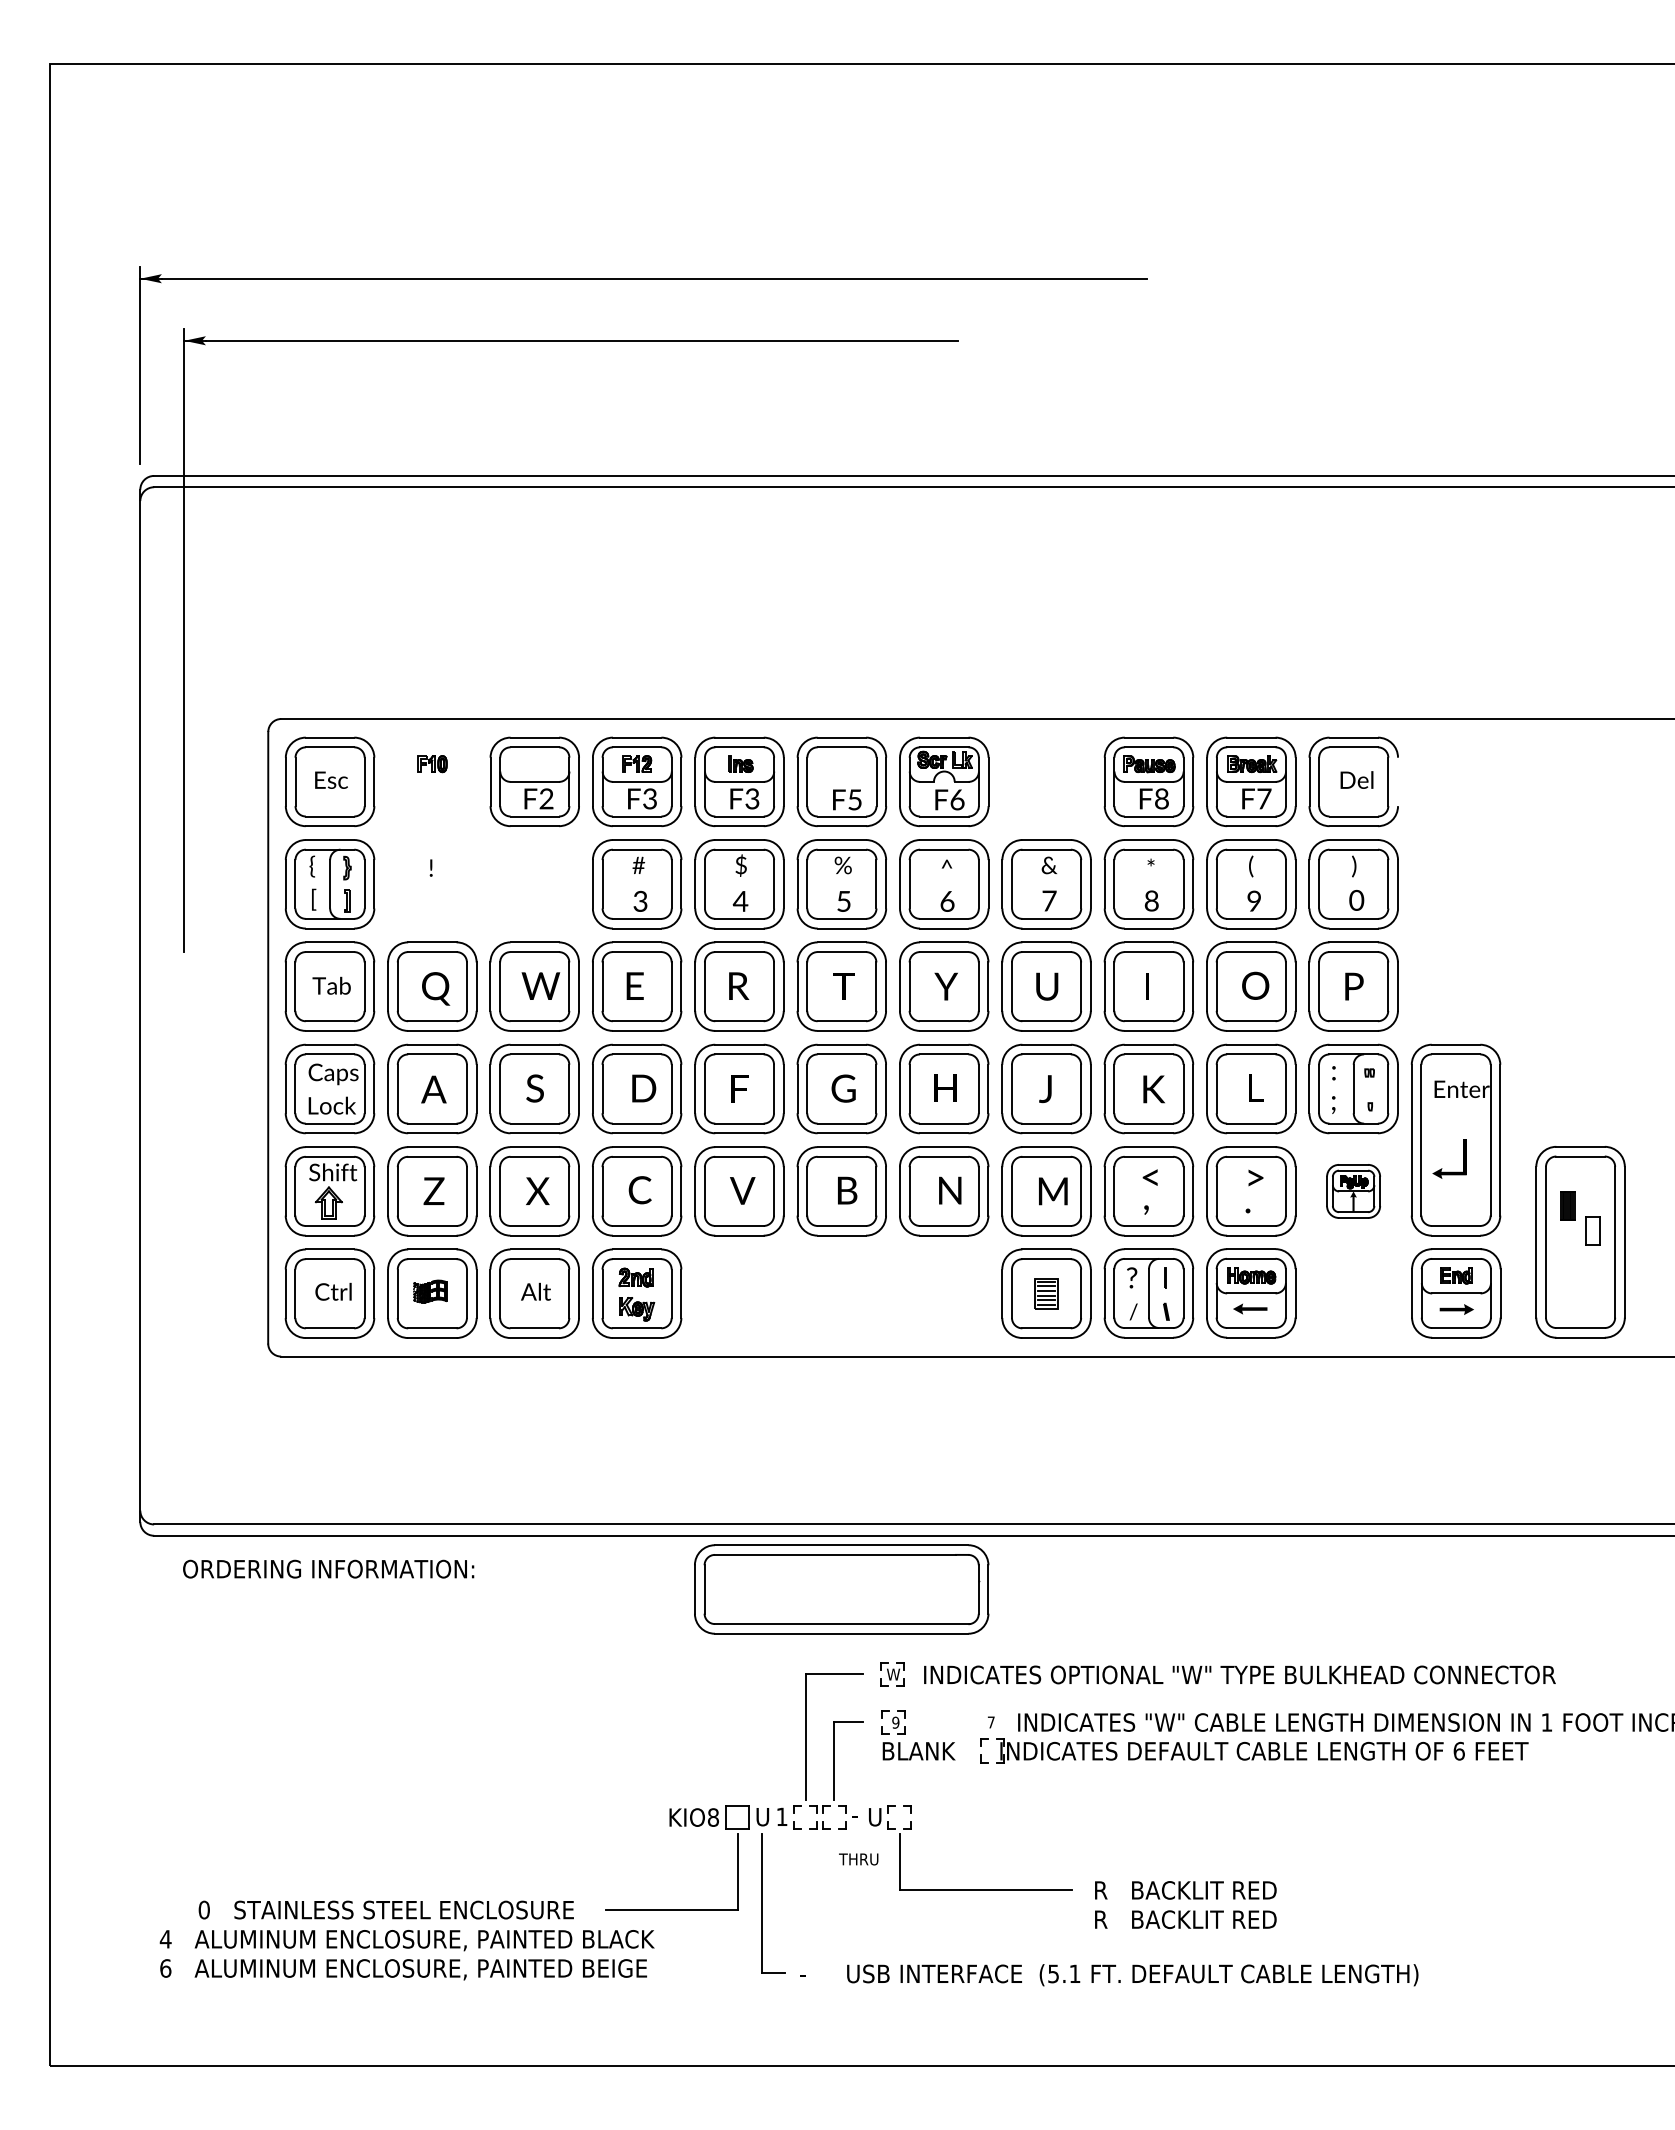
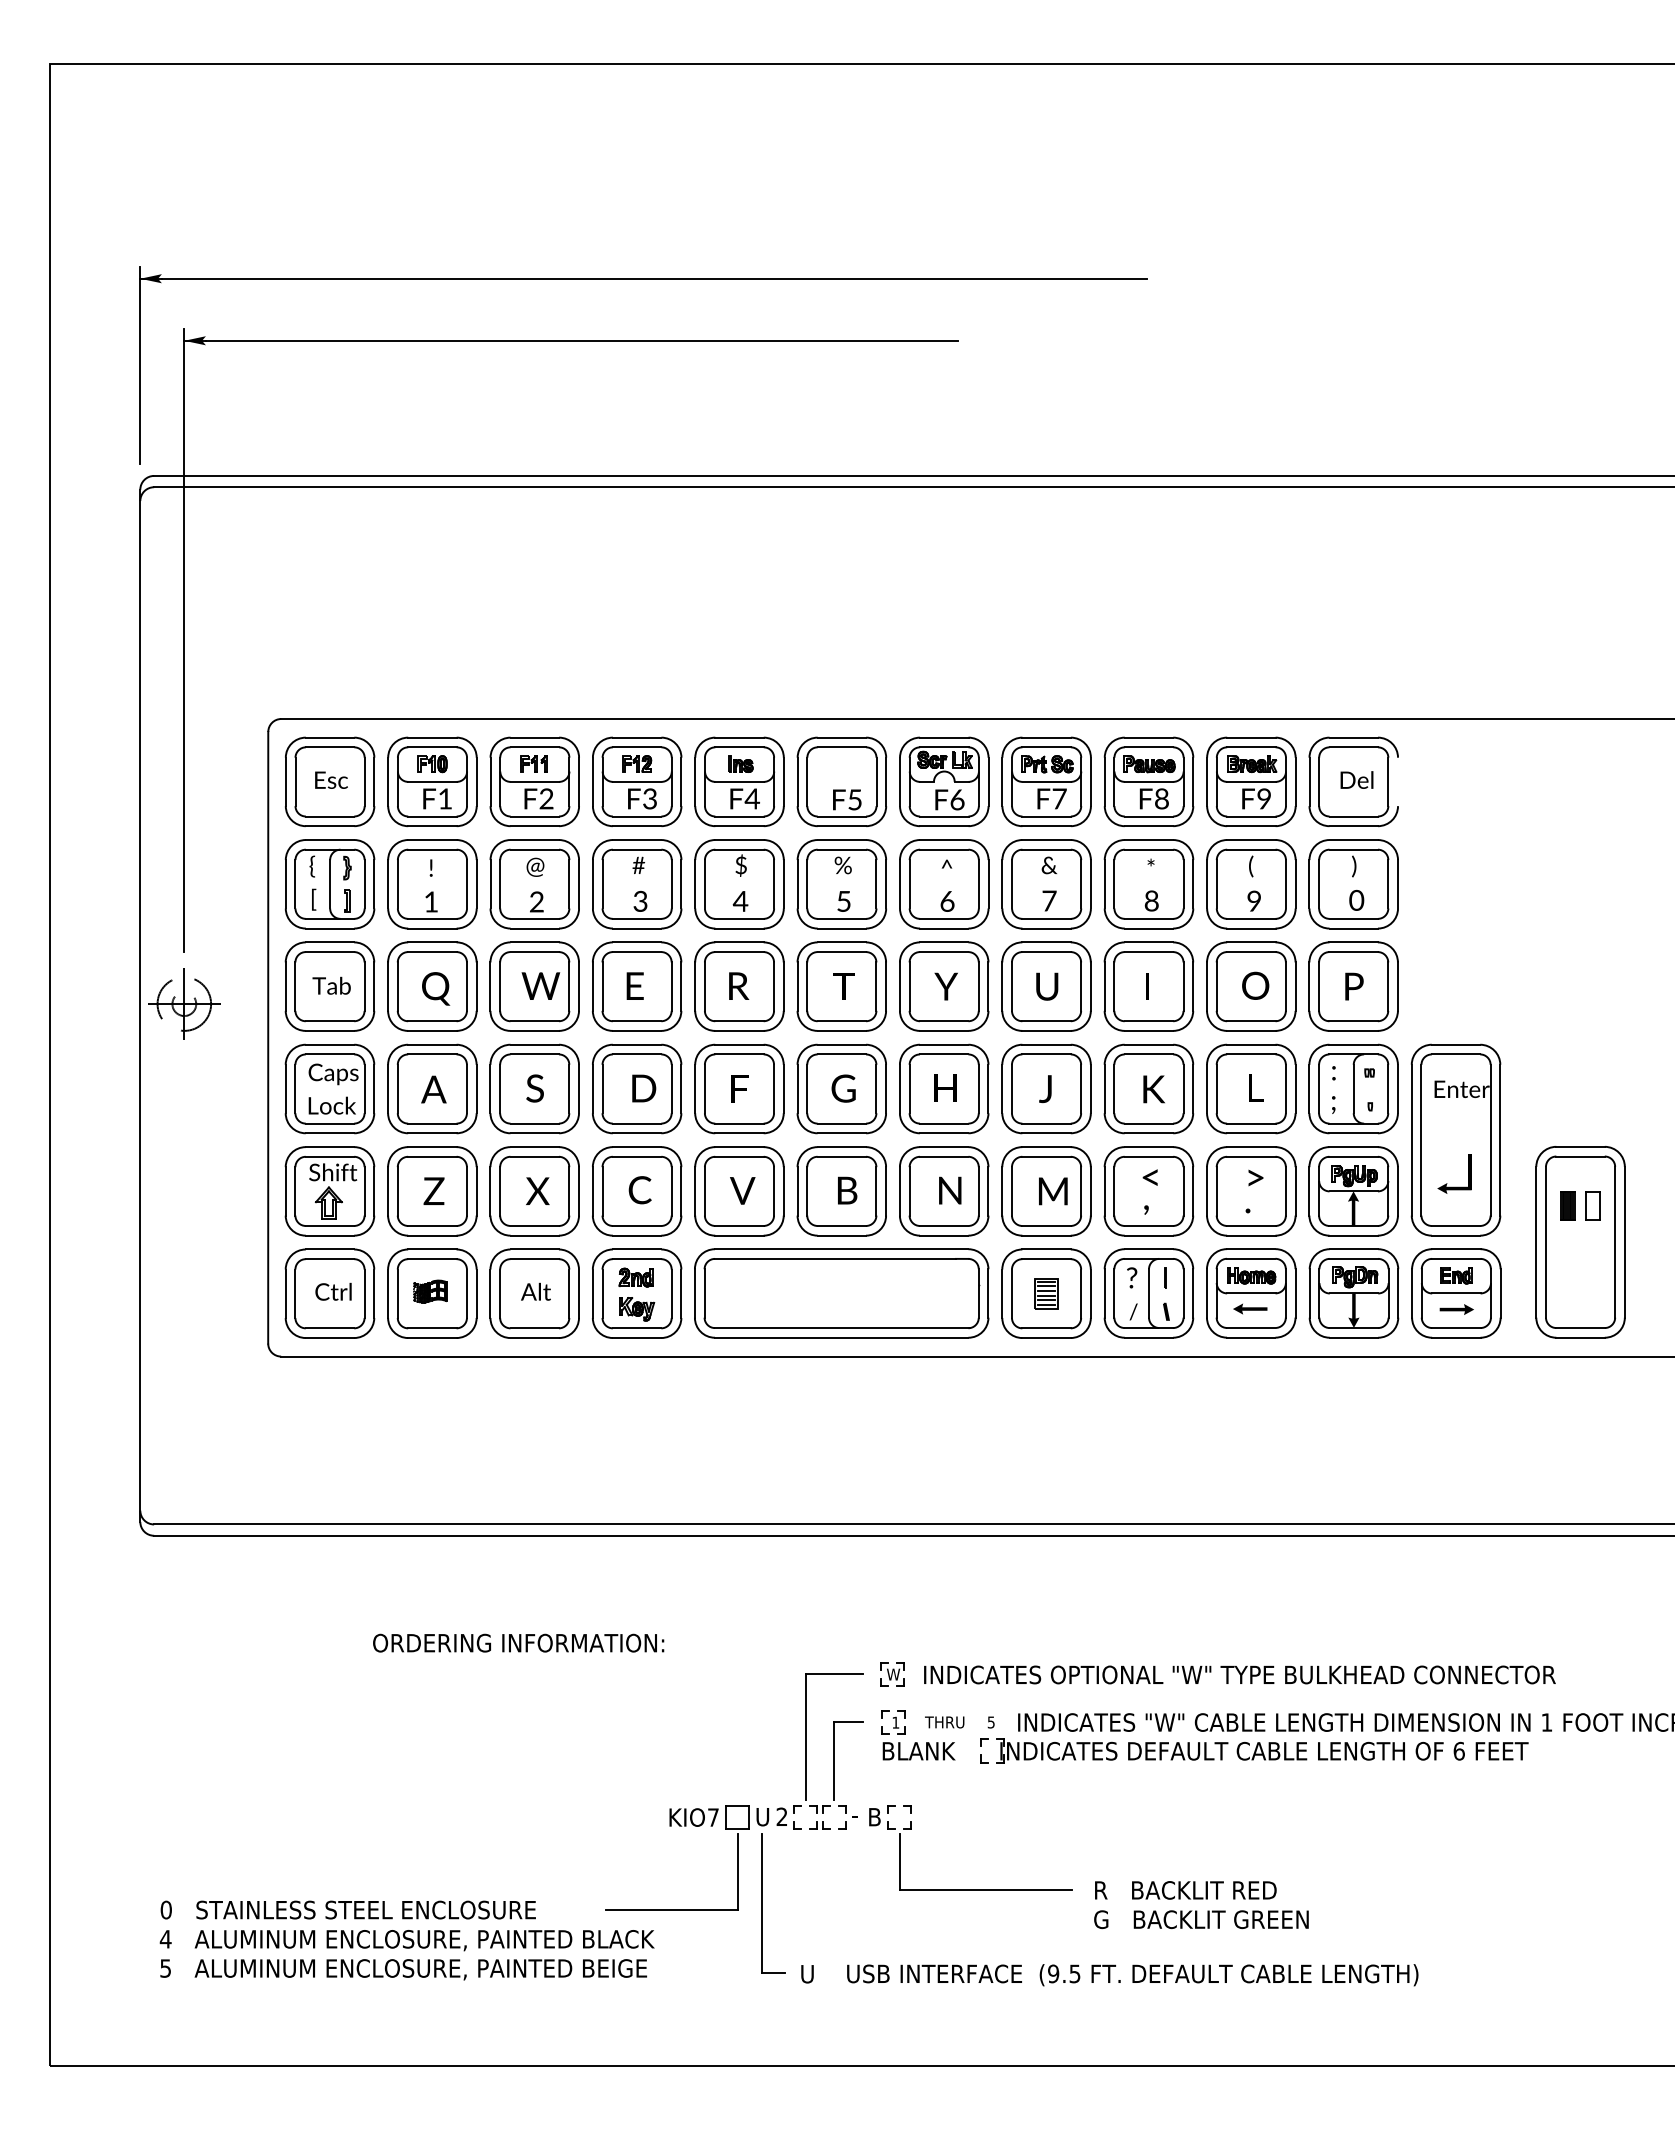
part: none -> present (533, 763)
part: none -> present (432, 781)
part: none -> present (1046, 781)
text: F3 -> F4 (752, 798)
text: F7 -> F9 (1264, 798)
part: none -> present (432, 884)
part: none -> present (534, 884)
part: none -> present (184, 1003)
part position: (1442, 1168) -> (1447, 1183) (1447, 1183)
part size: 55x55 px -> 91x91 px (1353, 1191)
part position: (1592, 1230) -> (1592, 1205) (1592, 1205)
part: none -> present (1353, 1293)
text position: (328, 1568) -> (518, 1642) (518, 1642)
part position: (841, 1589) -> (841, 1293) (841, 1293)
text: 9 -> 1 (895, 1722)
text: 7 -> 5 (990, 1722)
text: 1 -> 2 (781, 1816)
text: KIO8 -> KIO7 (712, 1817)
text: U -> B (875, 1817)
text position: (858, 1859) -> (944, 1722) (944, 1722)
text position: (385, 1909) -> (347, 1909) (347, 1909)
text: R   BACKLIT RED -> G   BACKLIT GREEN (1201, 1919)
text: 6 -> 5 (165, 1968)
text: (5.1 -> (9.5 (1064, 1973)
text: - -> U (806, 1974)
